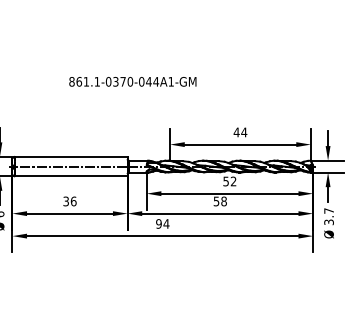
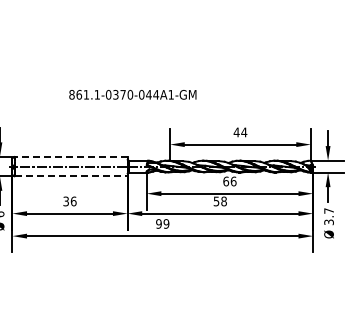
text position: (132, 81) -> (132, 94) (132, 94)
line: solid -> dashed (71, 157)
line: solid -> dashed (71, 176)
text: 52 -> 66 (229, 181)
text: 94 -> 99 (166, 223)
